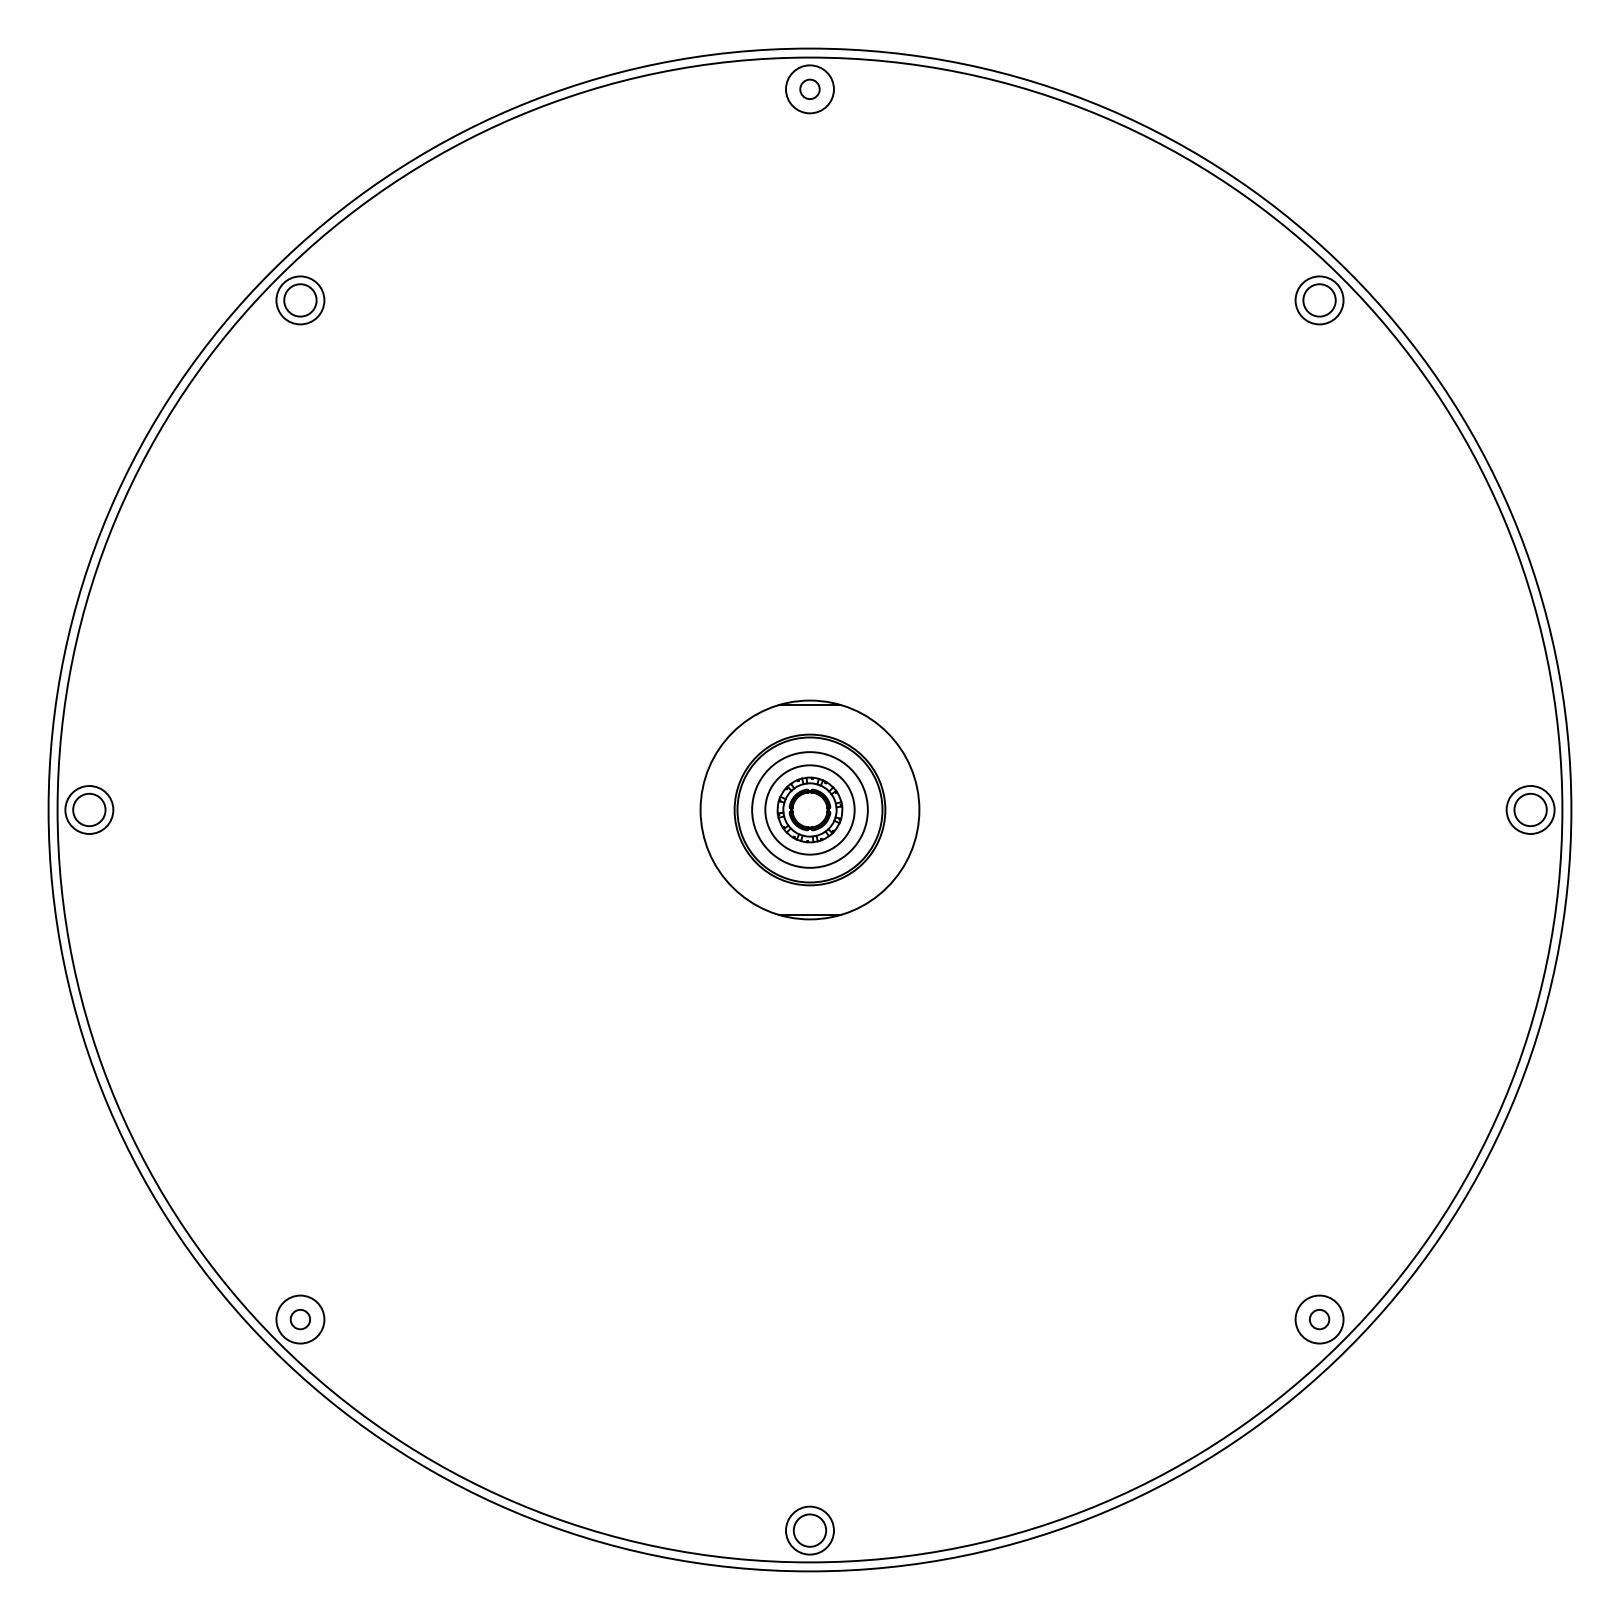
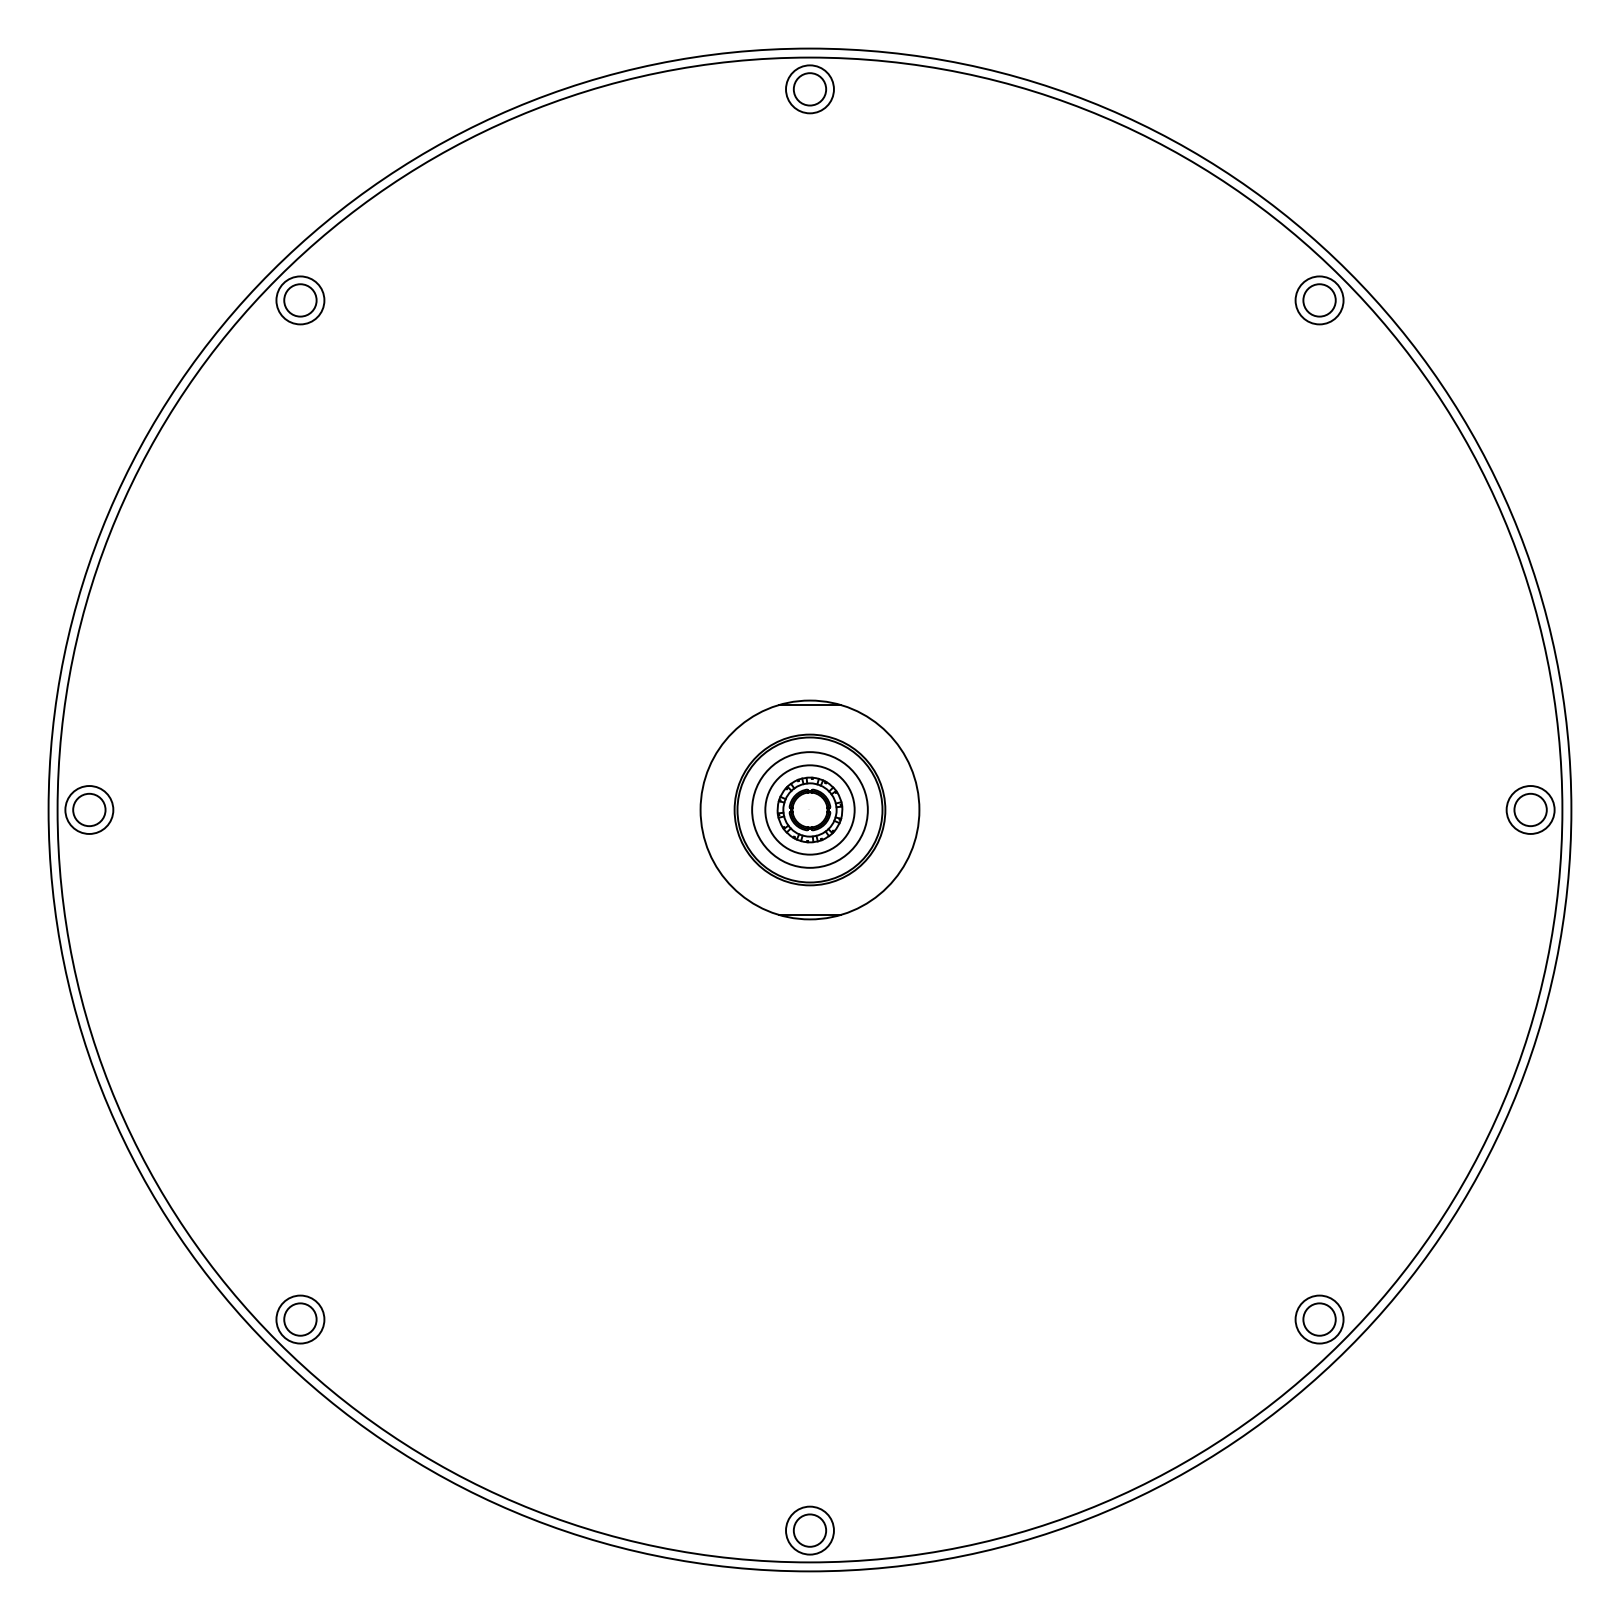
circle diameter: 19 px -> 32 px (809, 89)
circle diameter: 19 px -> 32 px (300, 1319)
circle diameter: 19 px -> 32 px (1319, 1319)
